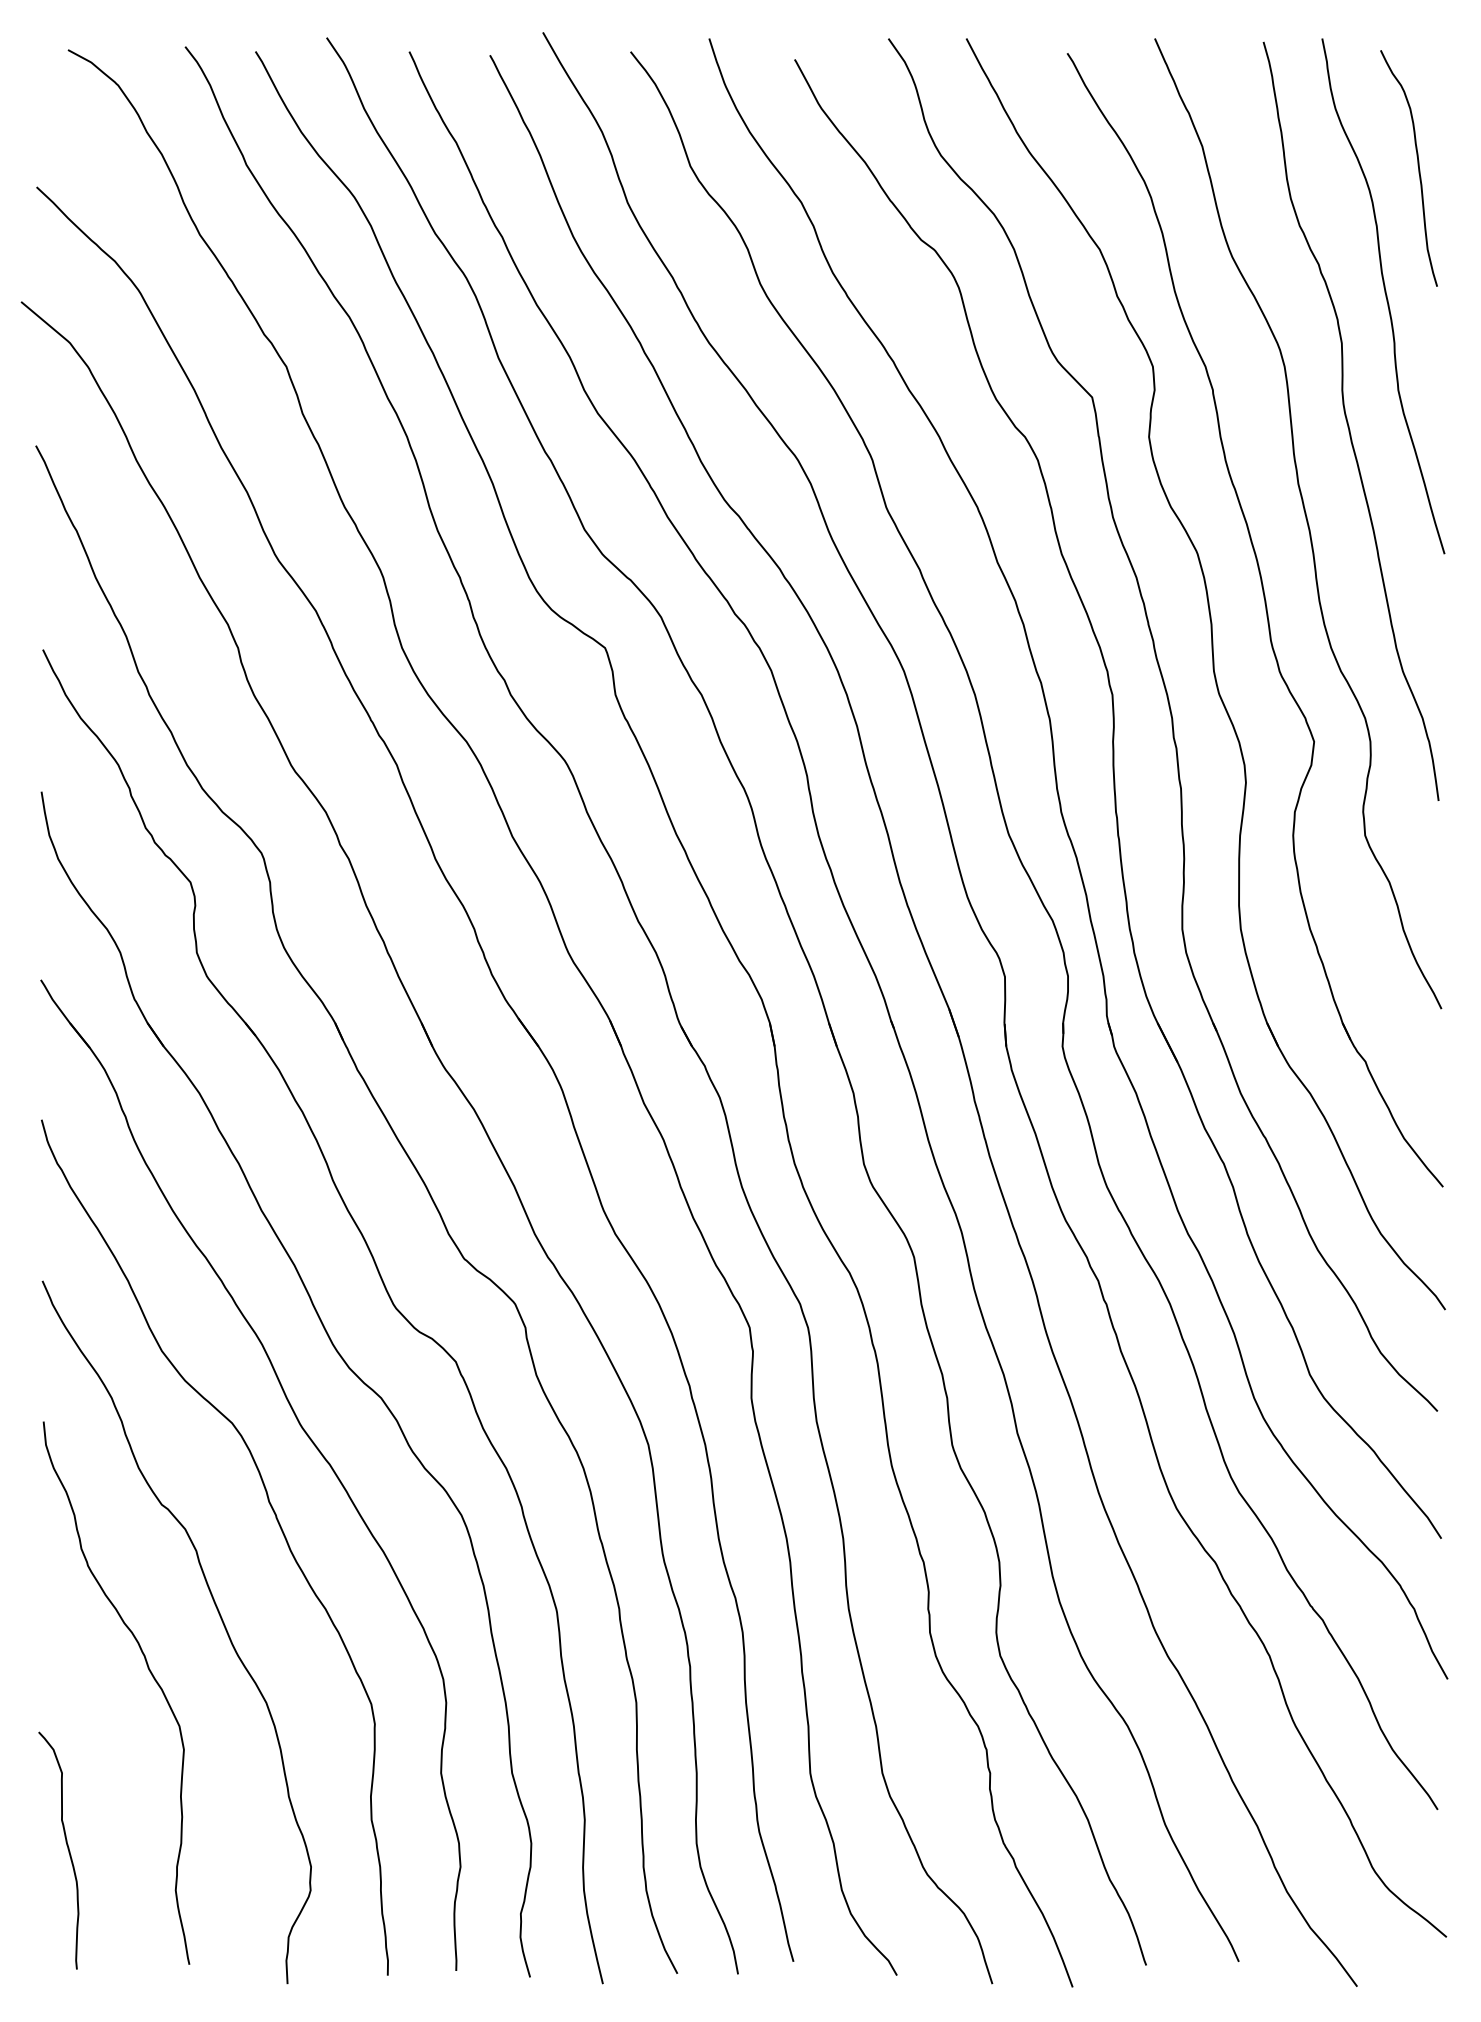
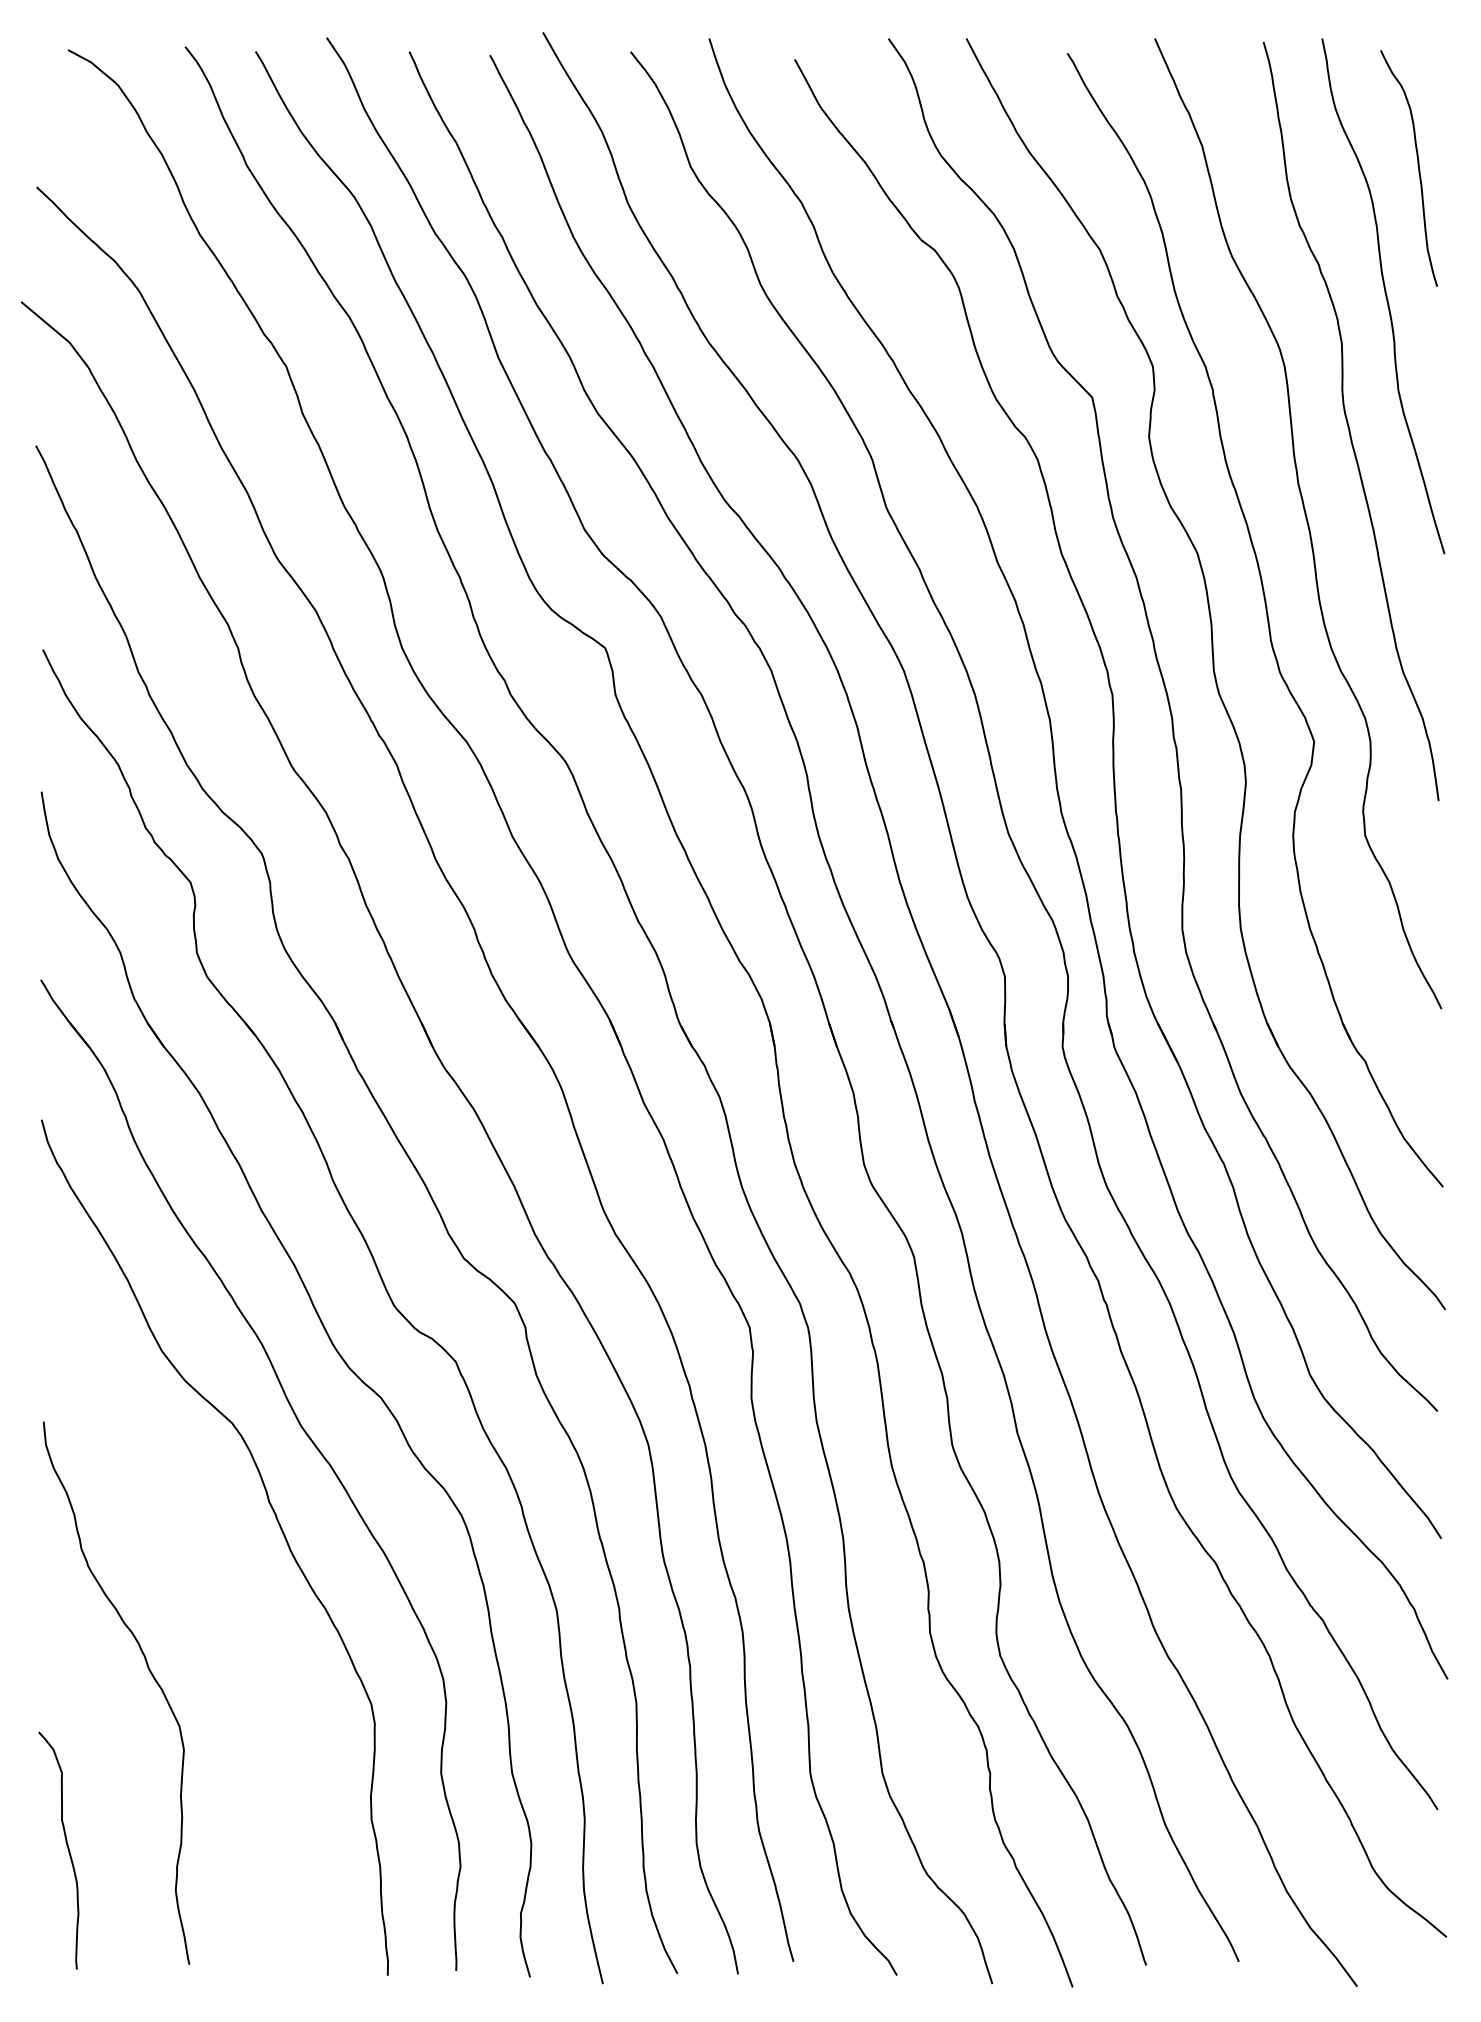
curve: present -> none (218, 1614)
